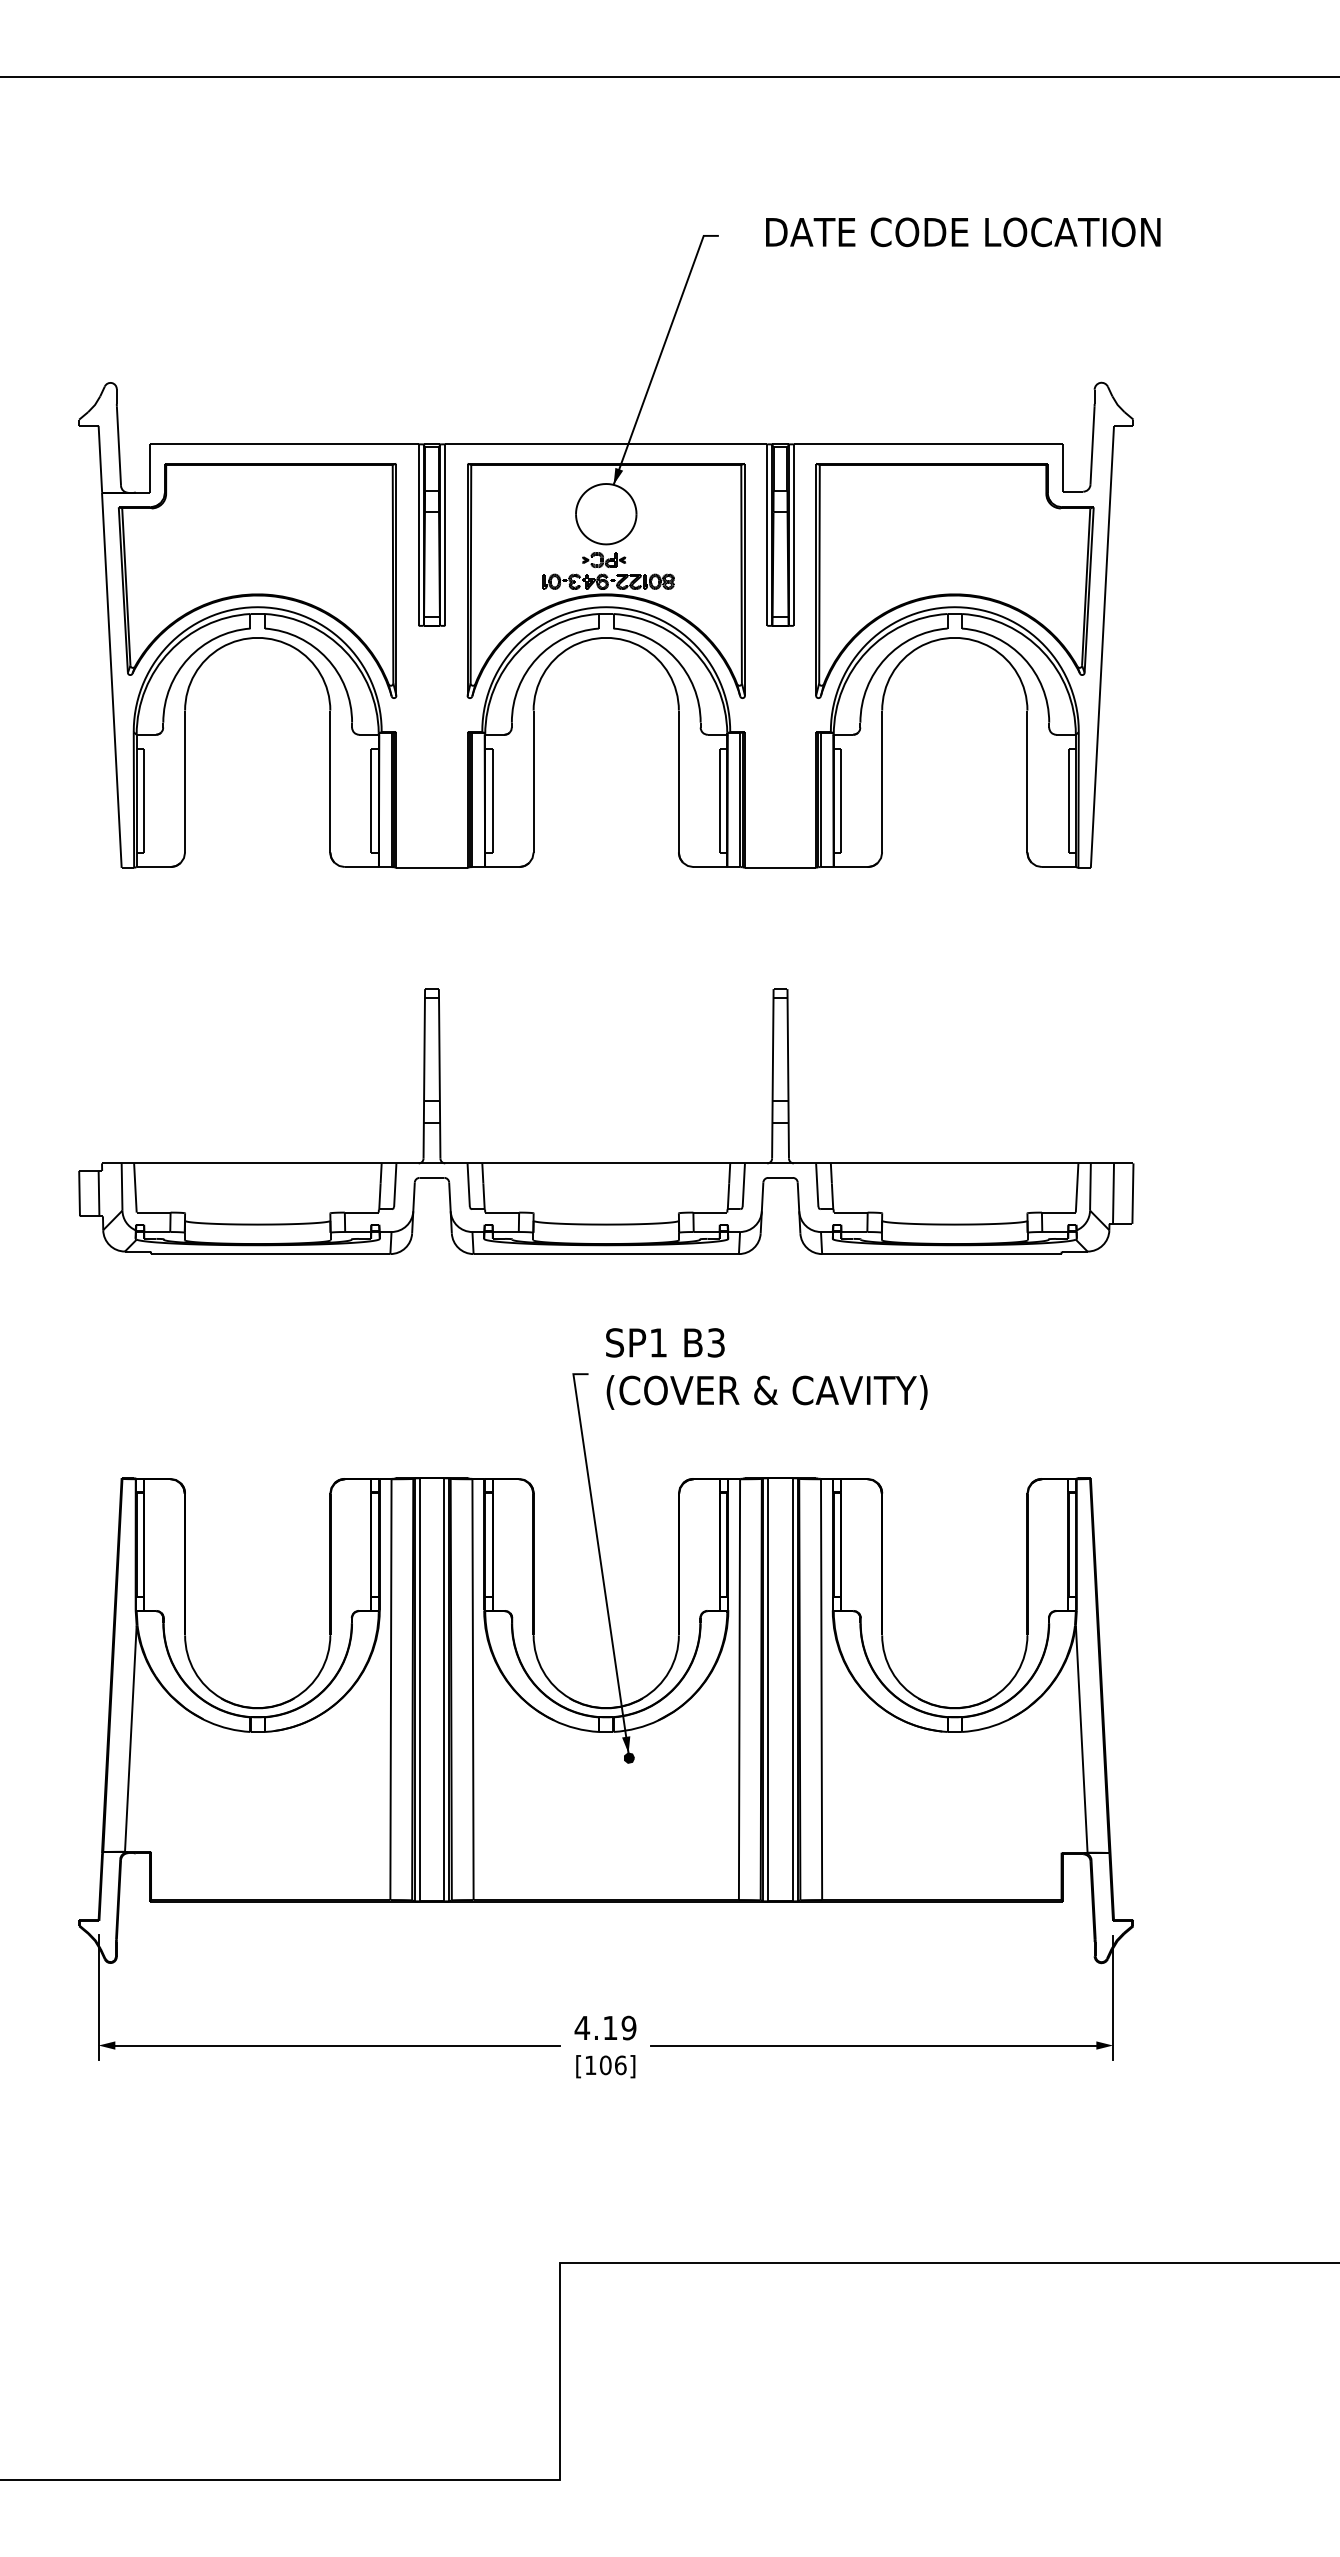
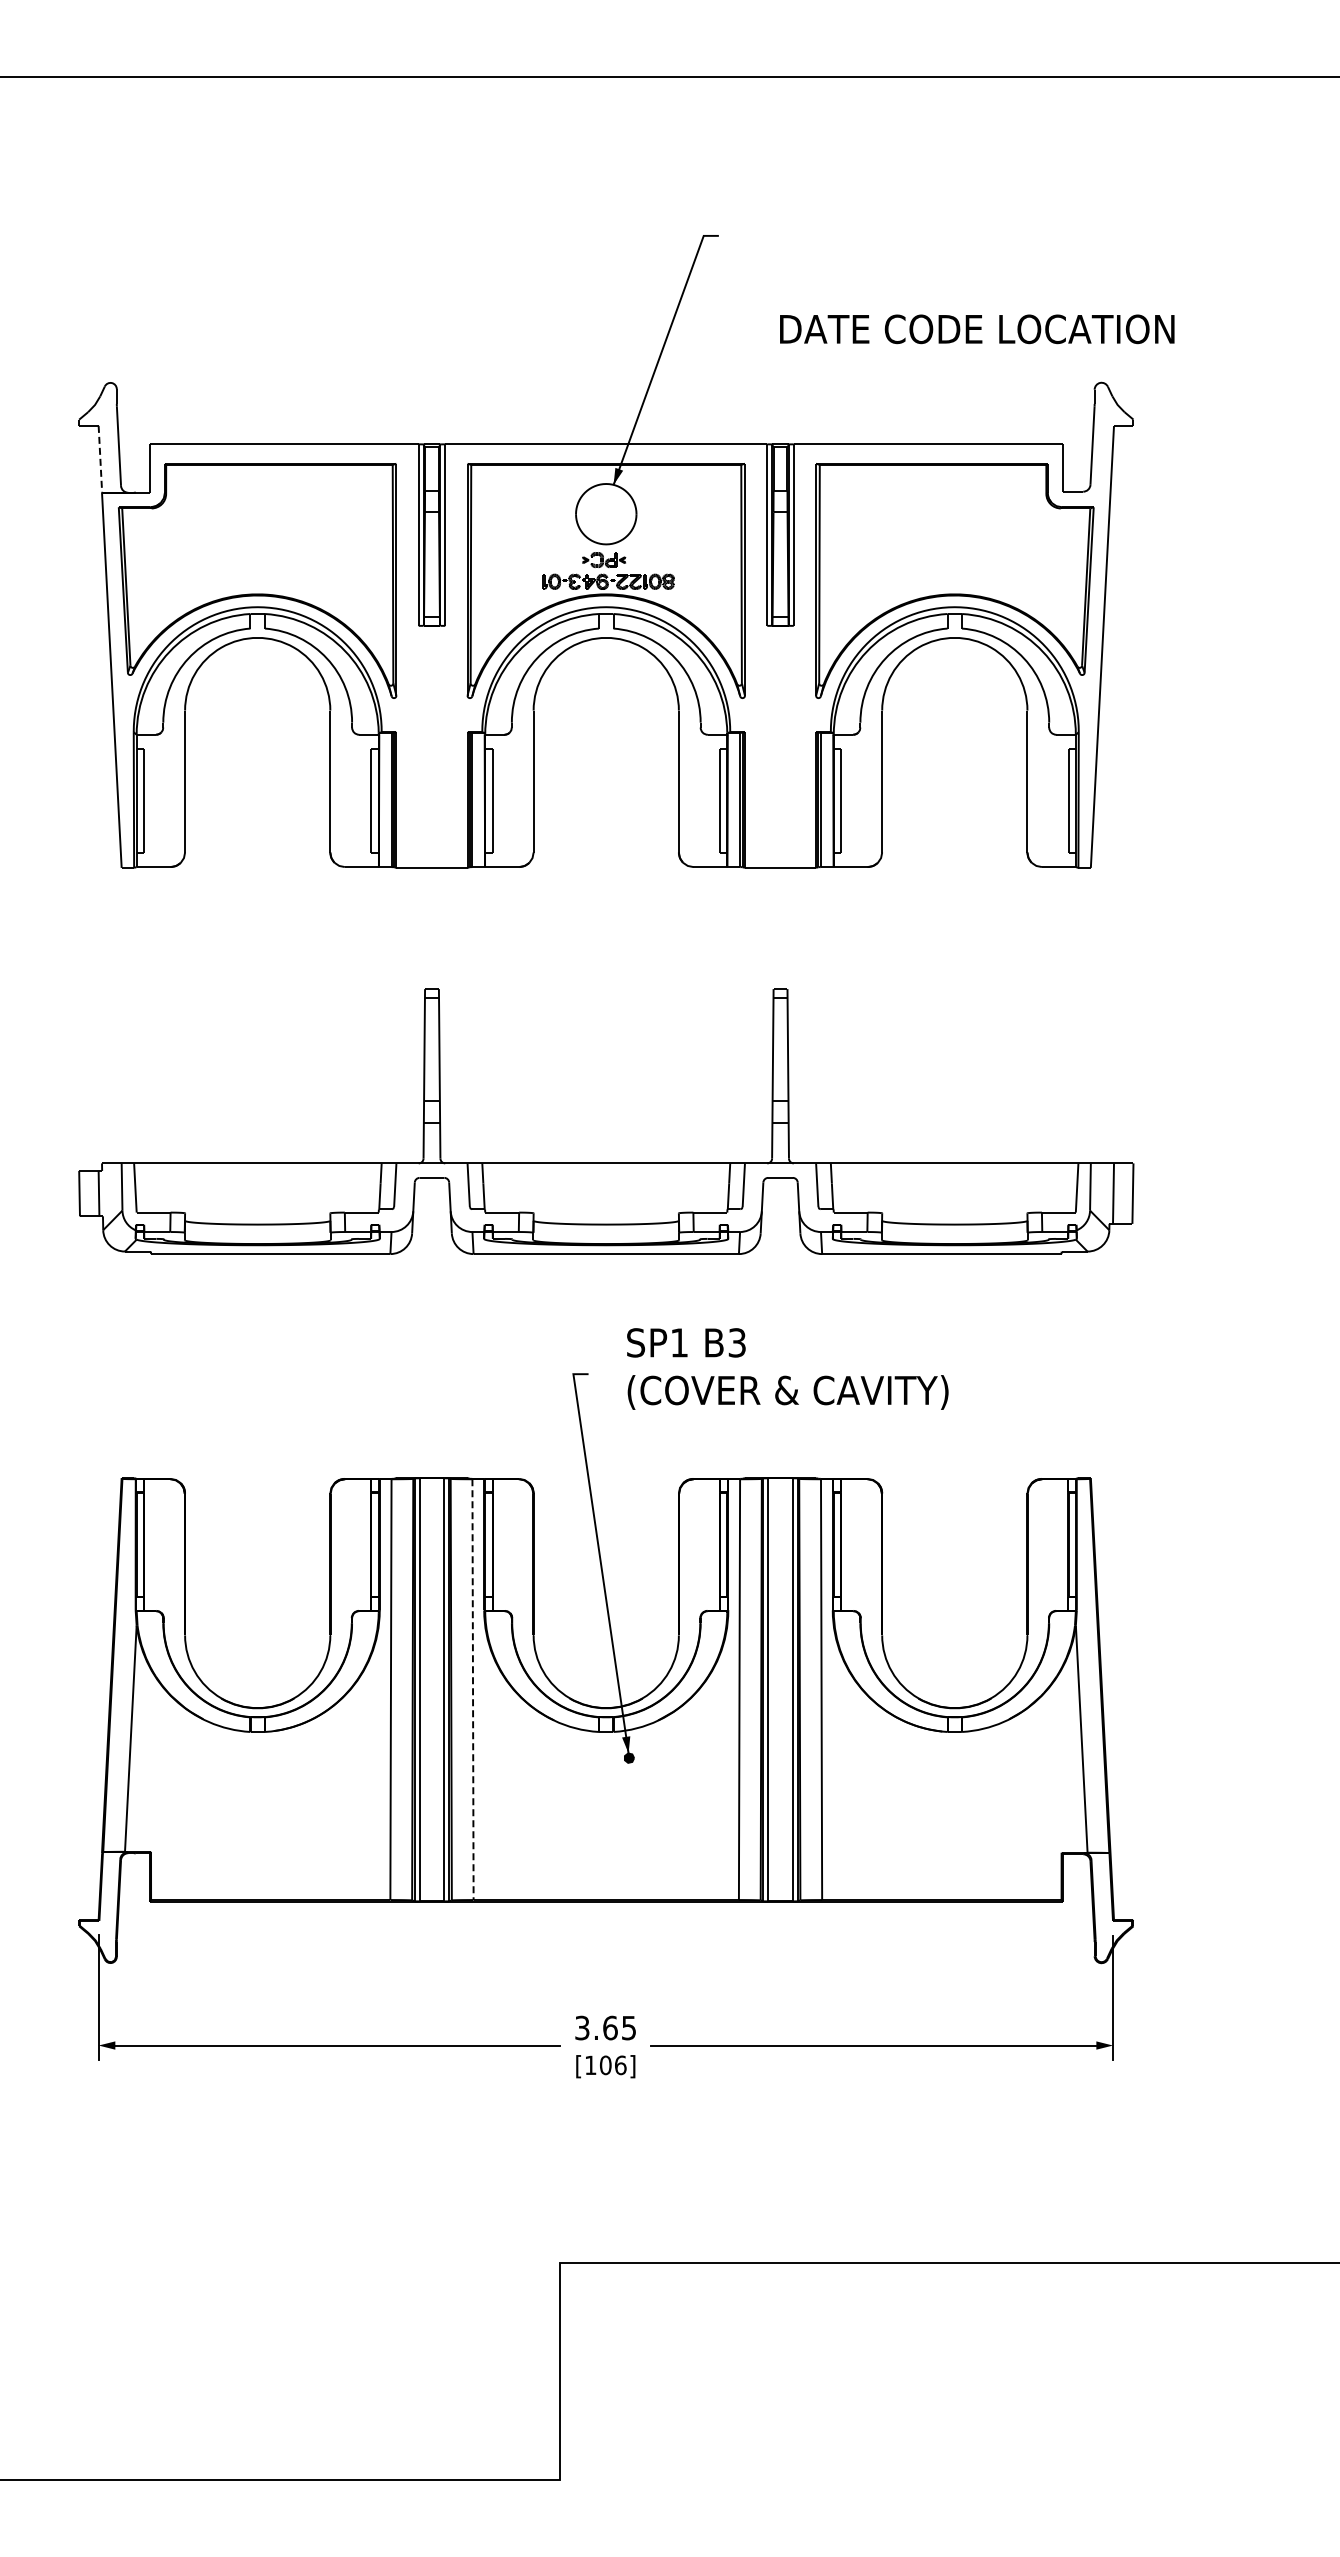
text position: (963, 232) -> (977, 329) (977, 329)
line: solid -> dashed (100, 459)
text position: (766, 1368) -> (787, 1368) (787, 1368)
line: solid -> dashed (473, 1690)
text: 4.19 -> 3.65 (605, 2027)
